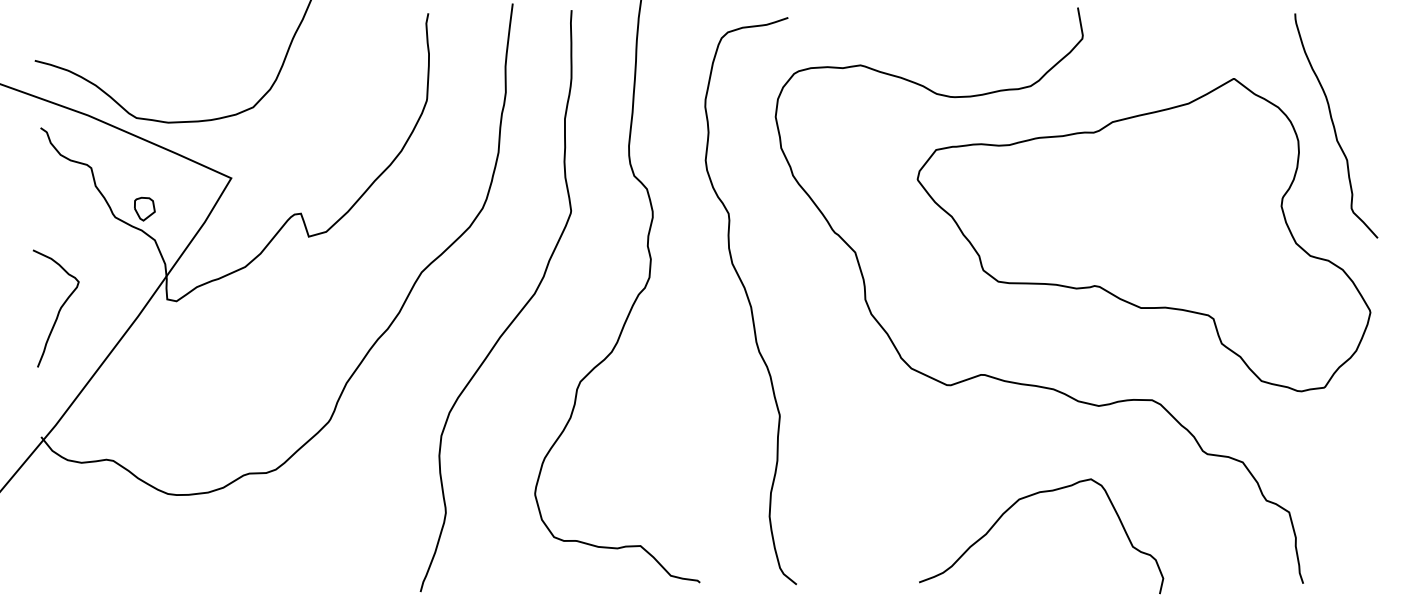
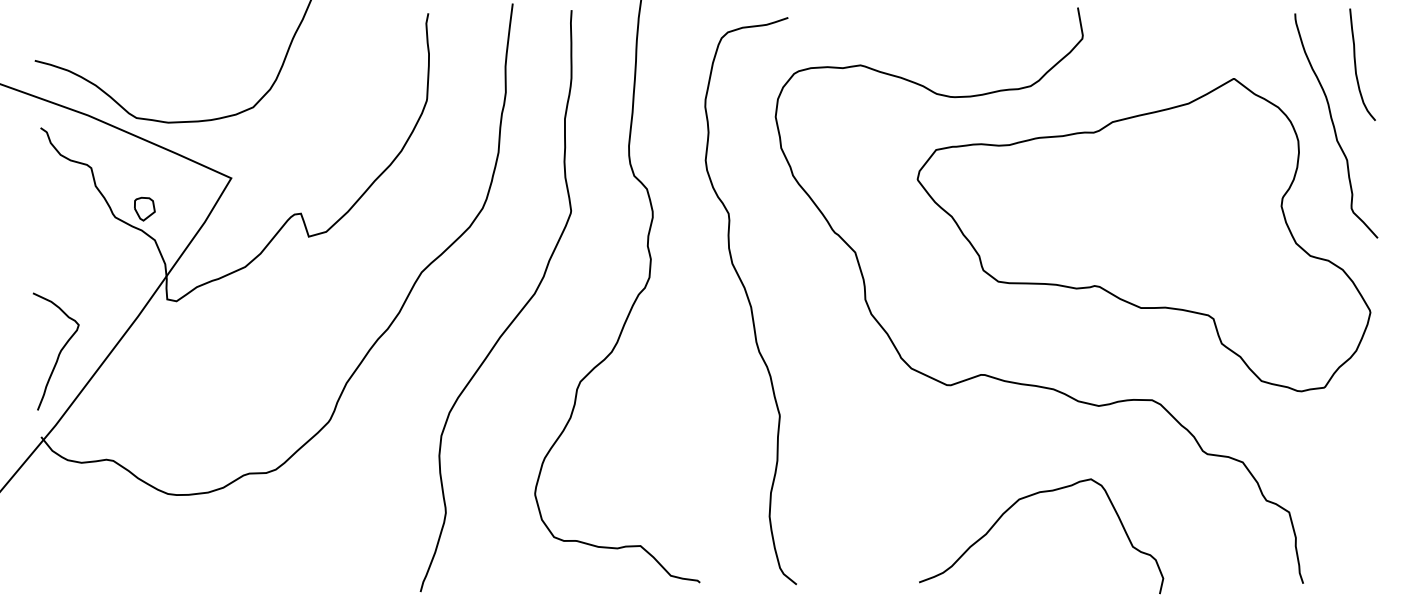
curve: none -> present (1356, 64)
curve position: (58, 310) -> (58, 353) (58, 353)
